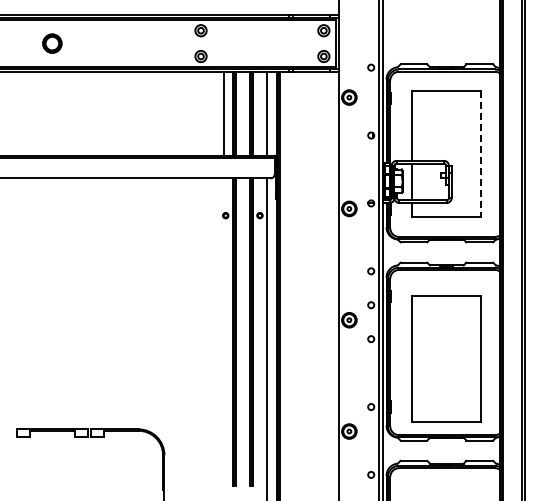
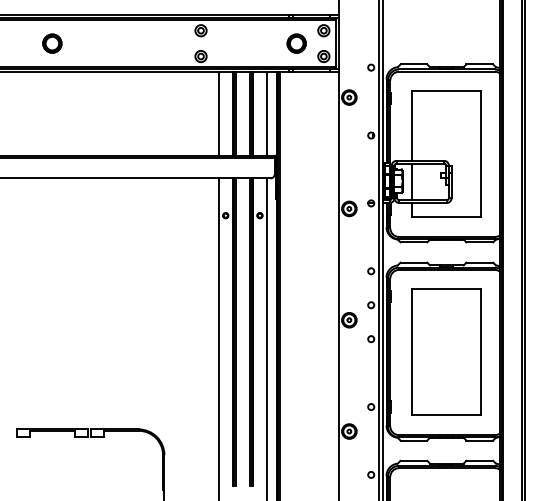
part: none -> present (296, 43)
line position: (223, 113) -> (218, 113) (218, 113)
line: dashed -> solid (481, 154)
line: none -> present (218, 337)
part position: (446, 358) -> (446, 351) (446, 351)
